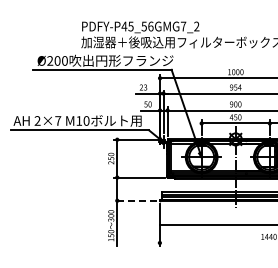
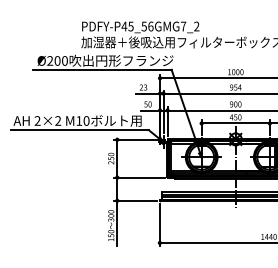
text: 2×7 -> 2×2 (58, 120)
line: dashed -> solid (135, 200)
line position: (216, 224) -> (216, 242) (216, 242)
